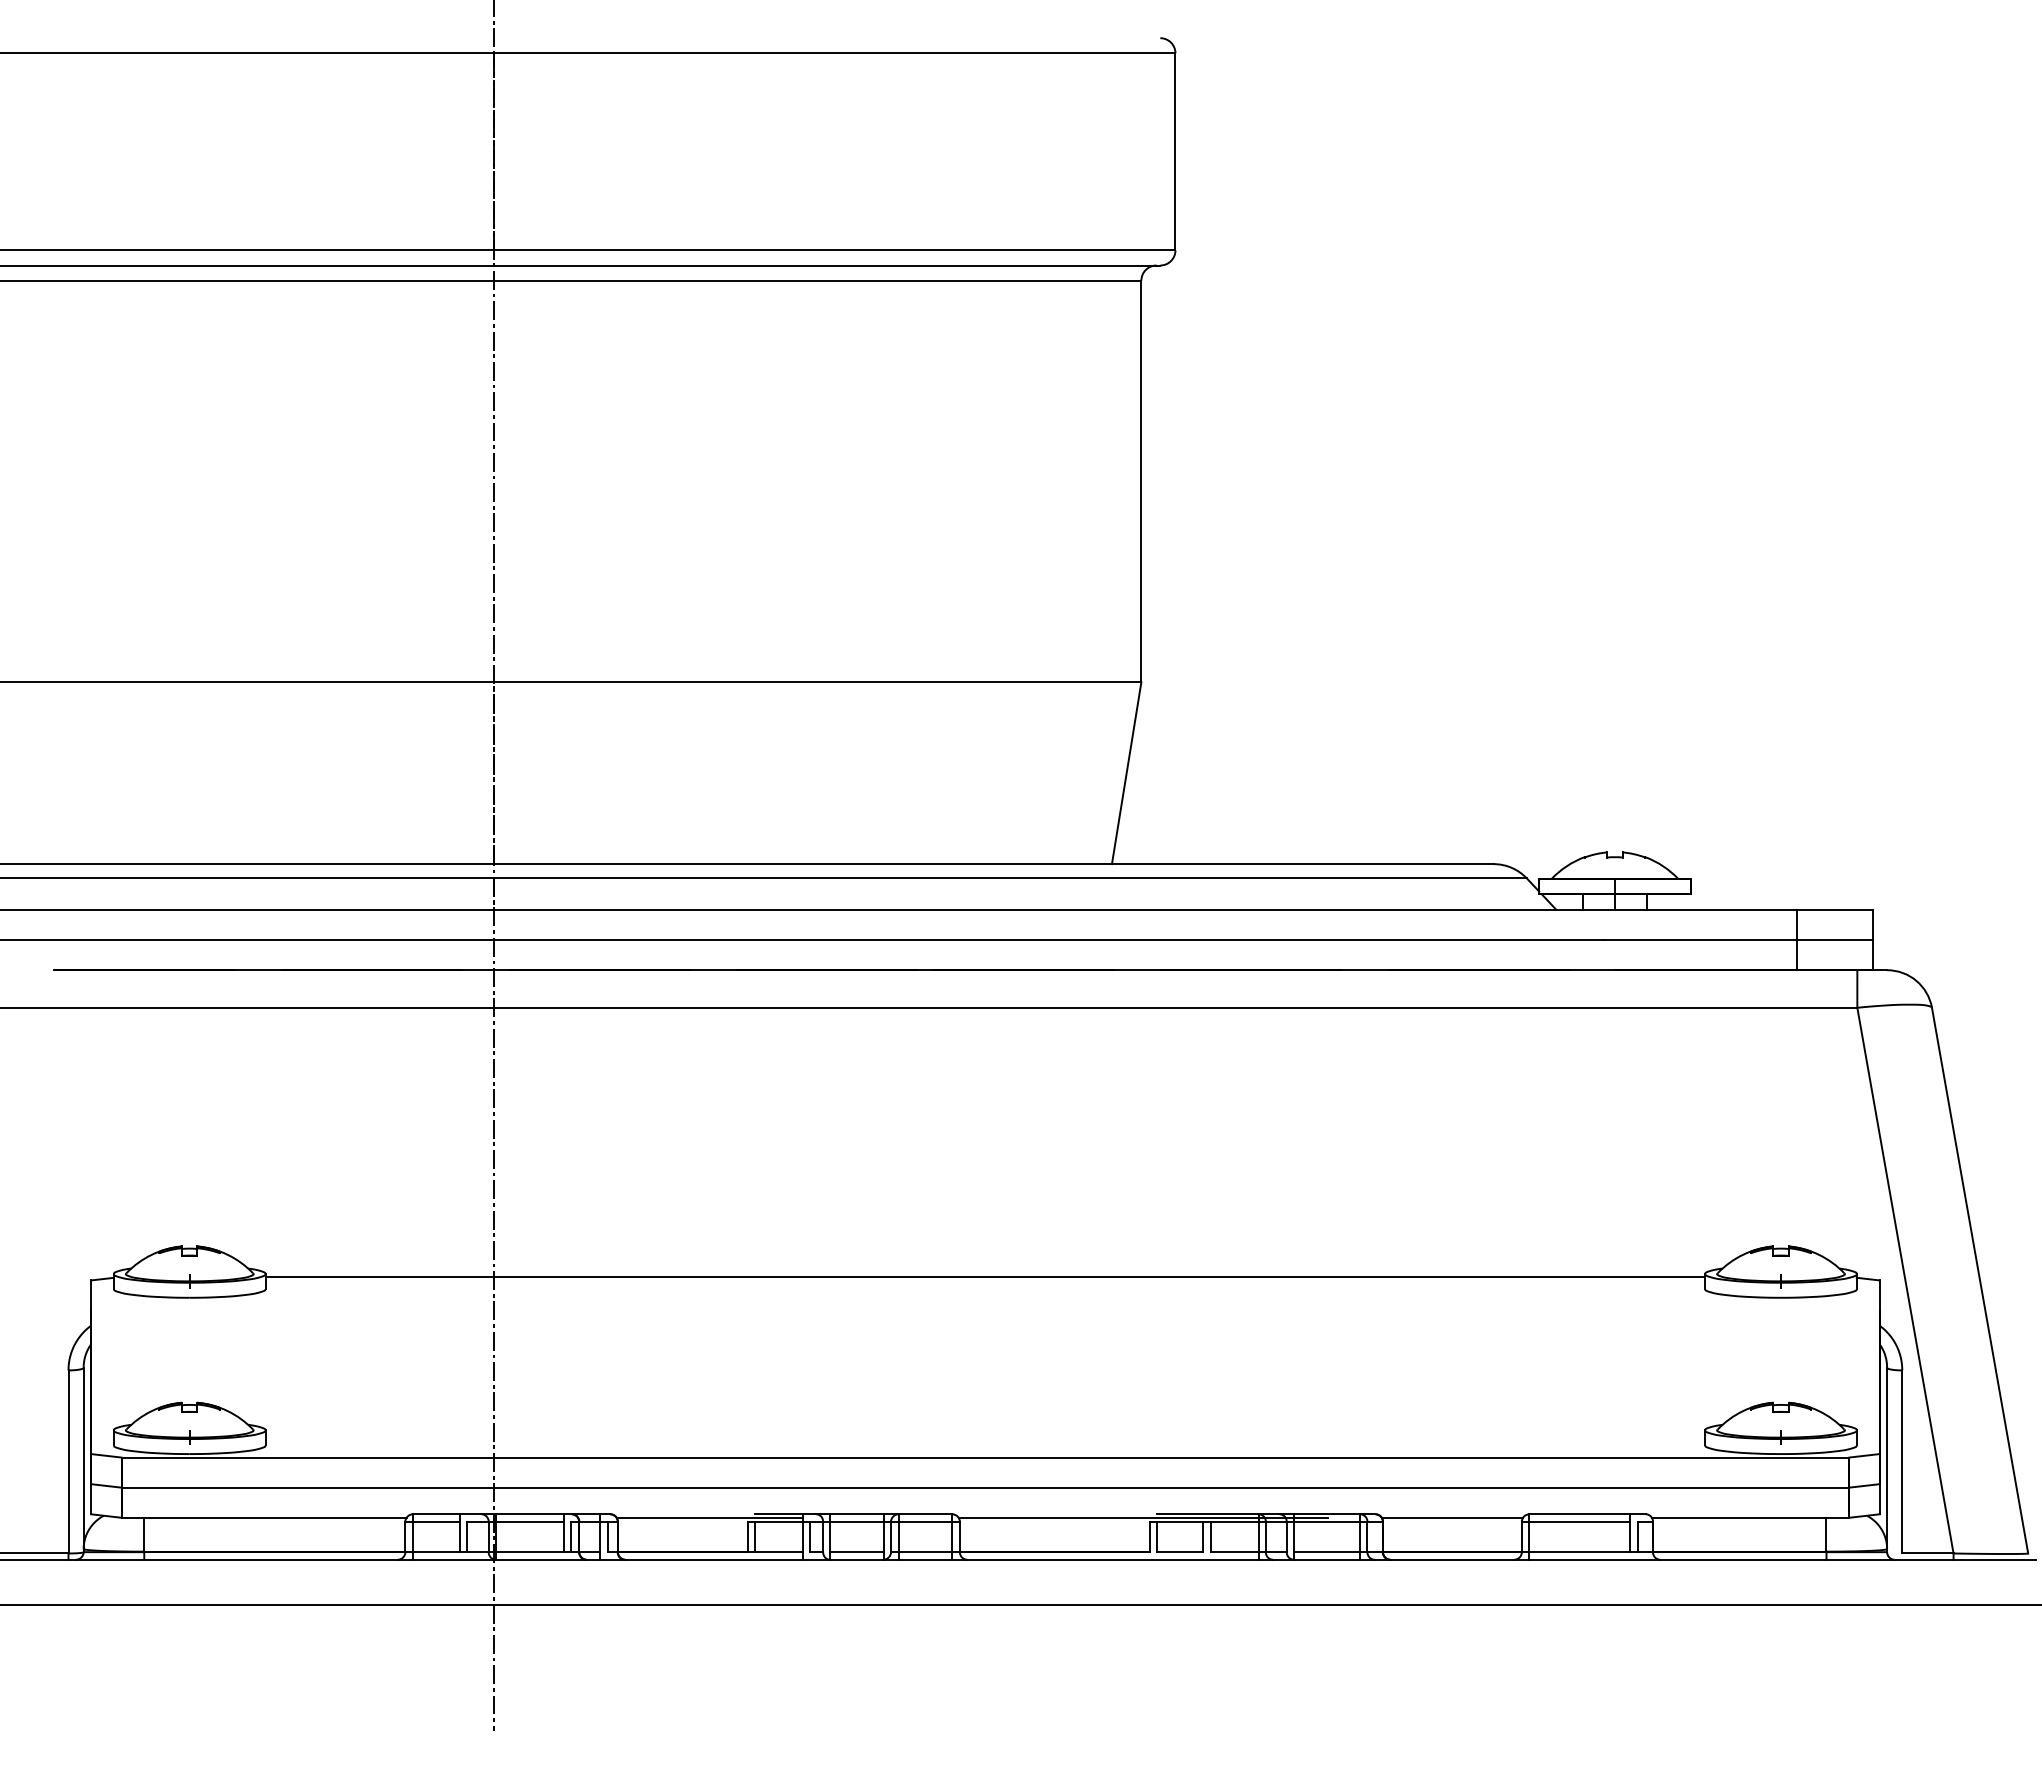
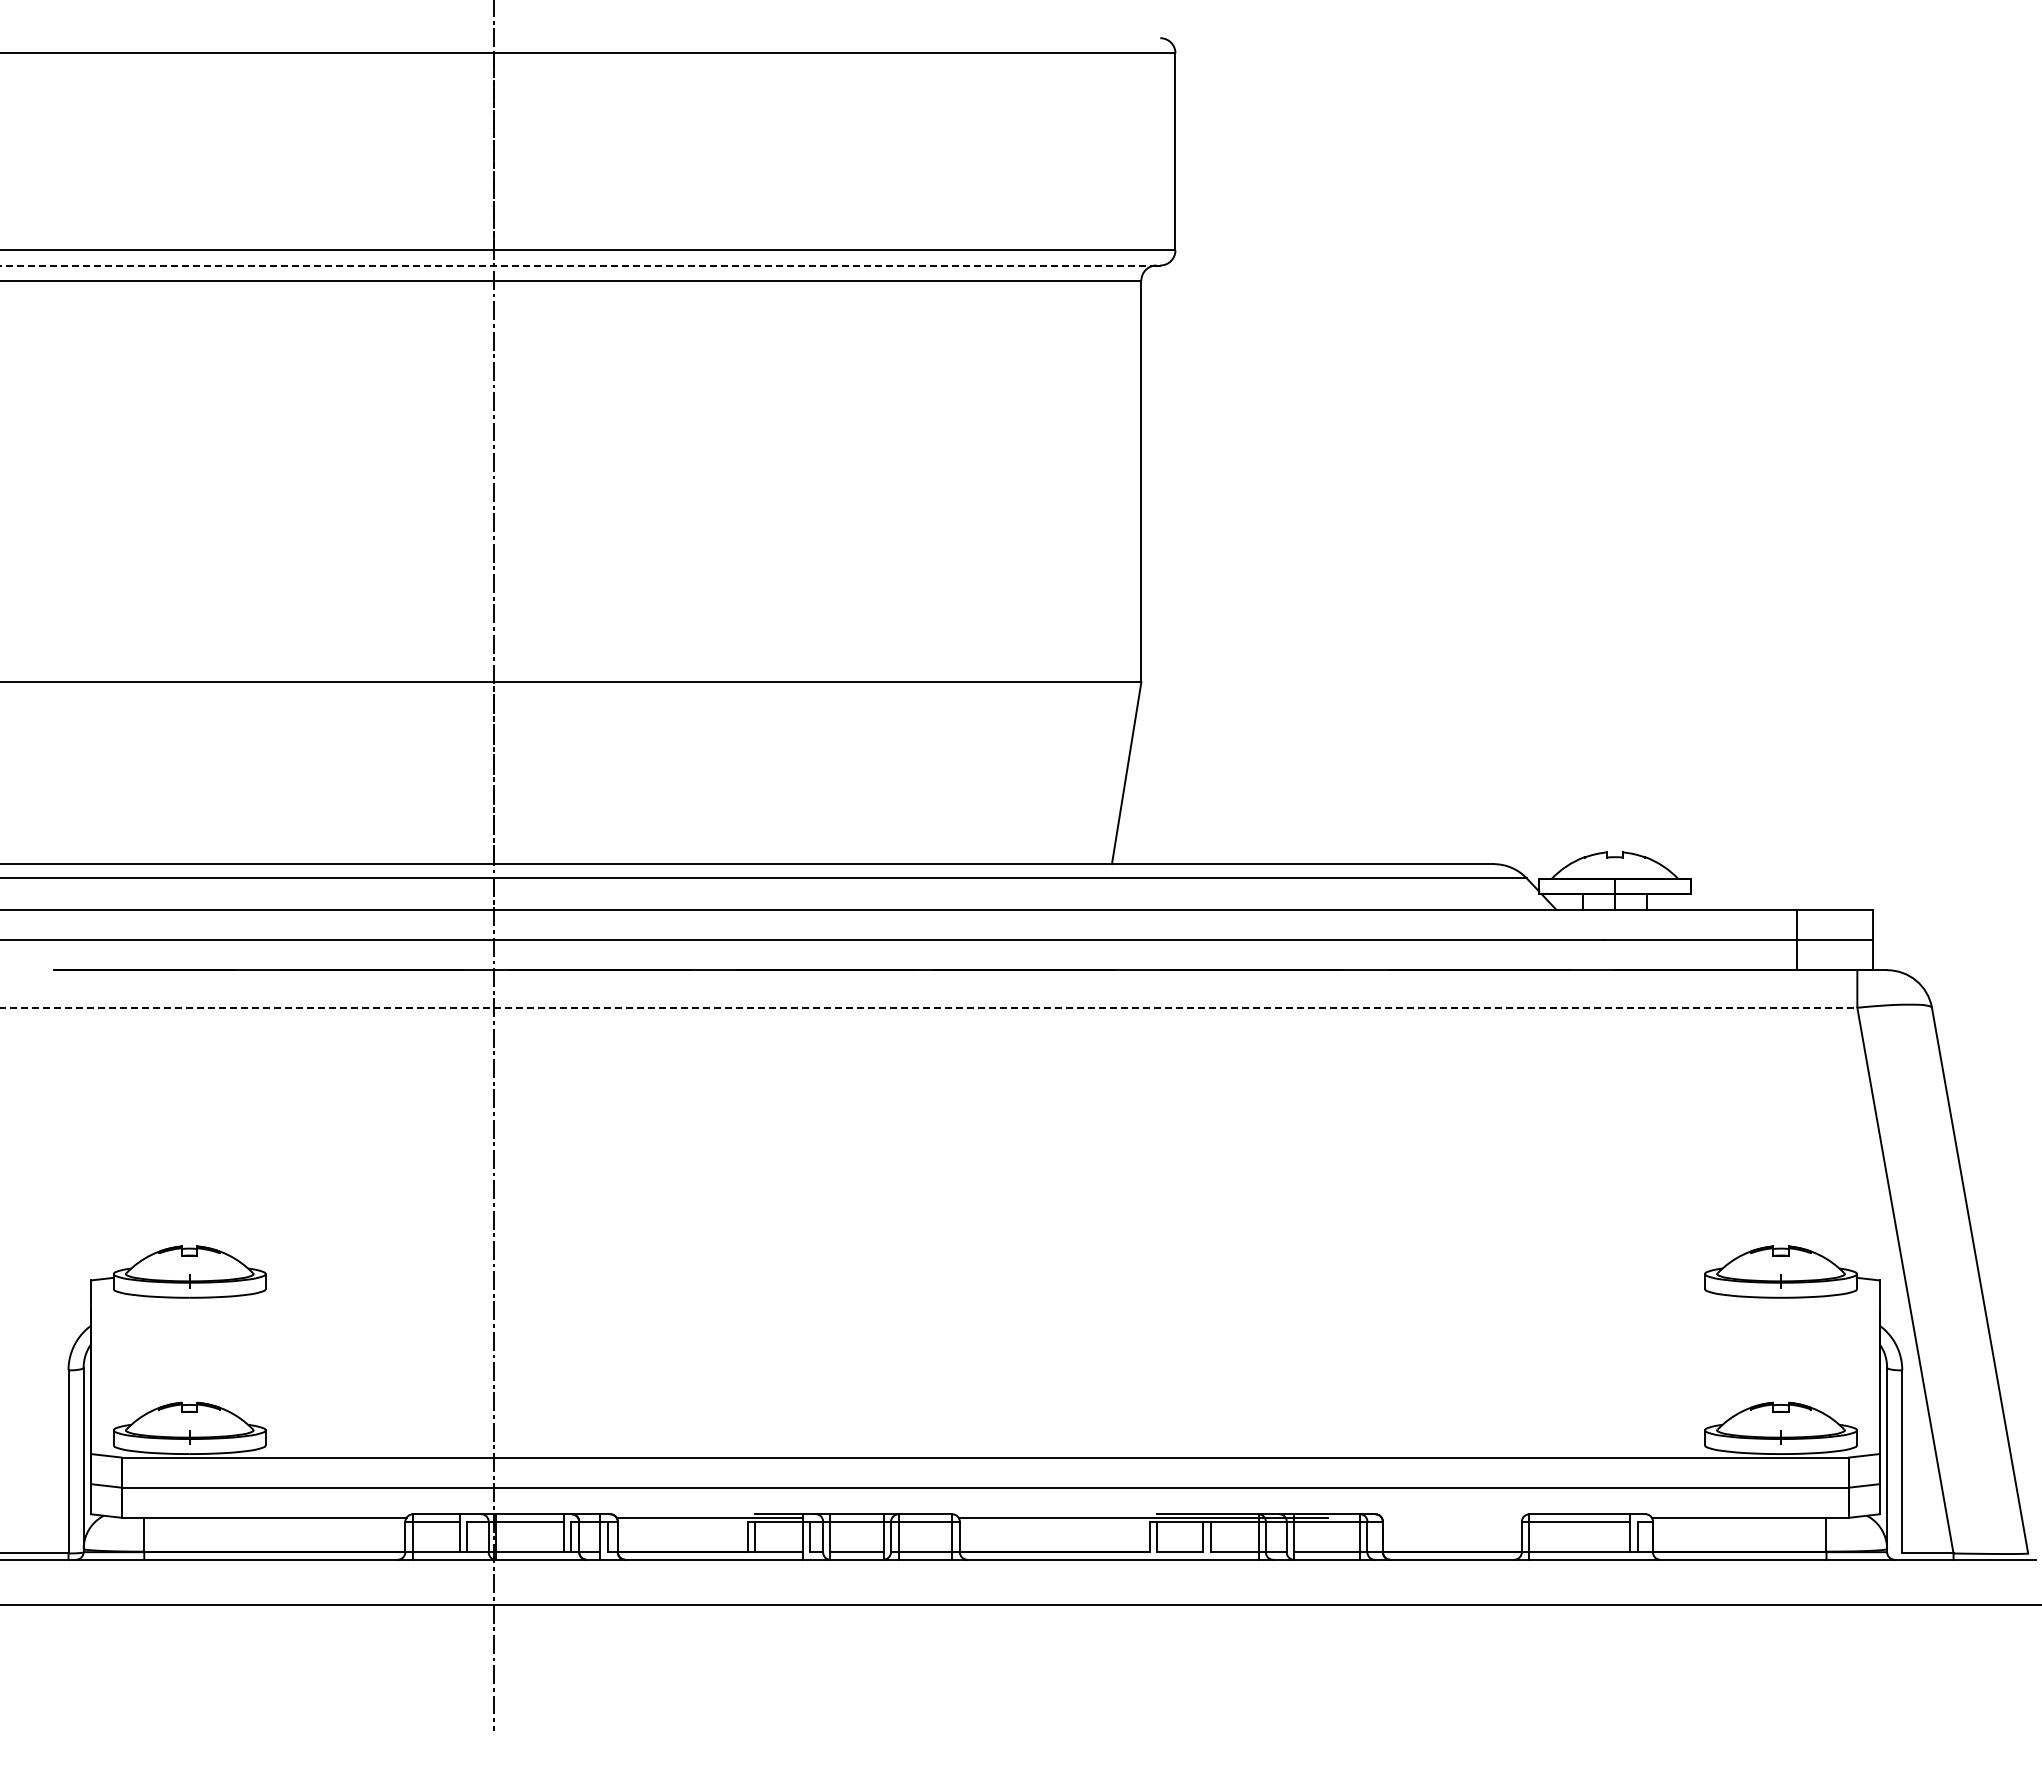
line: solid -> dashed (578, 265)
line: solid -> dashed (929, 1007)
line: present -> none (985, 1276)
line: present -> none (1452, 1517)
